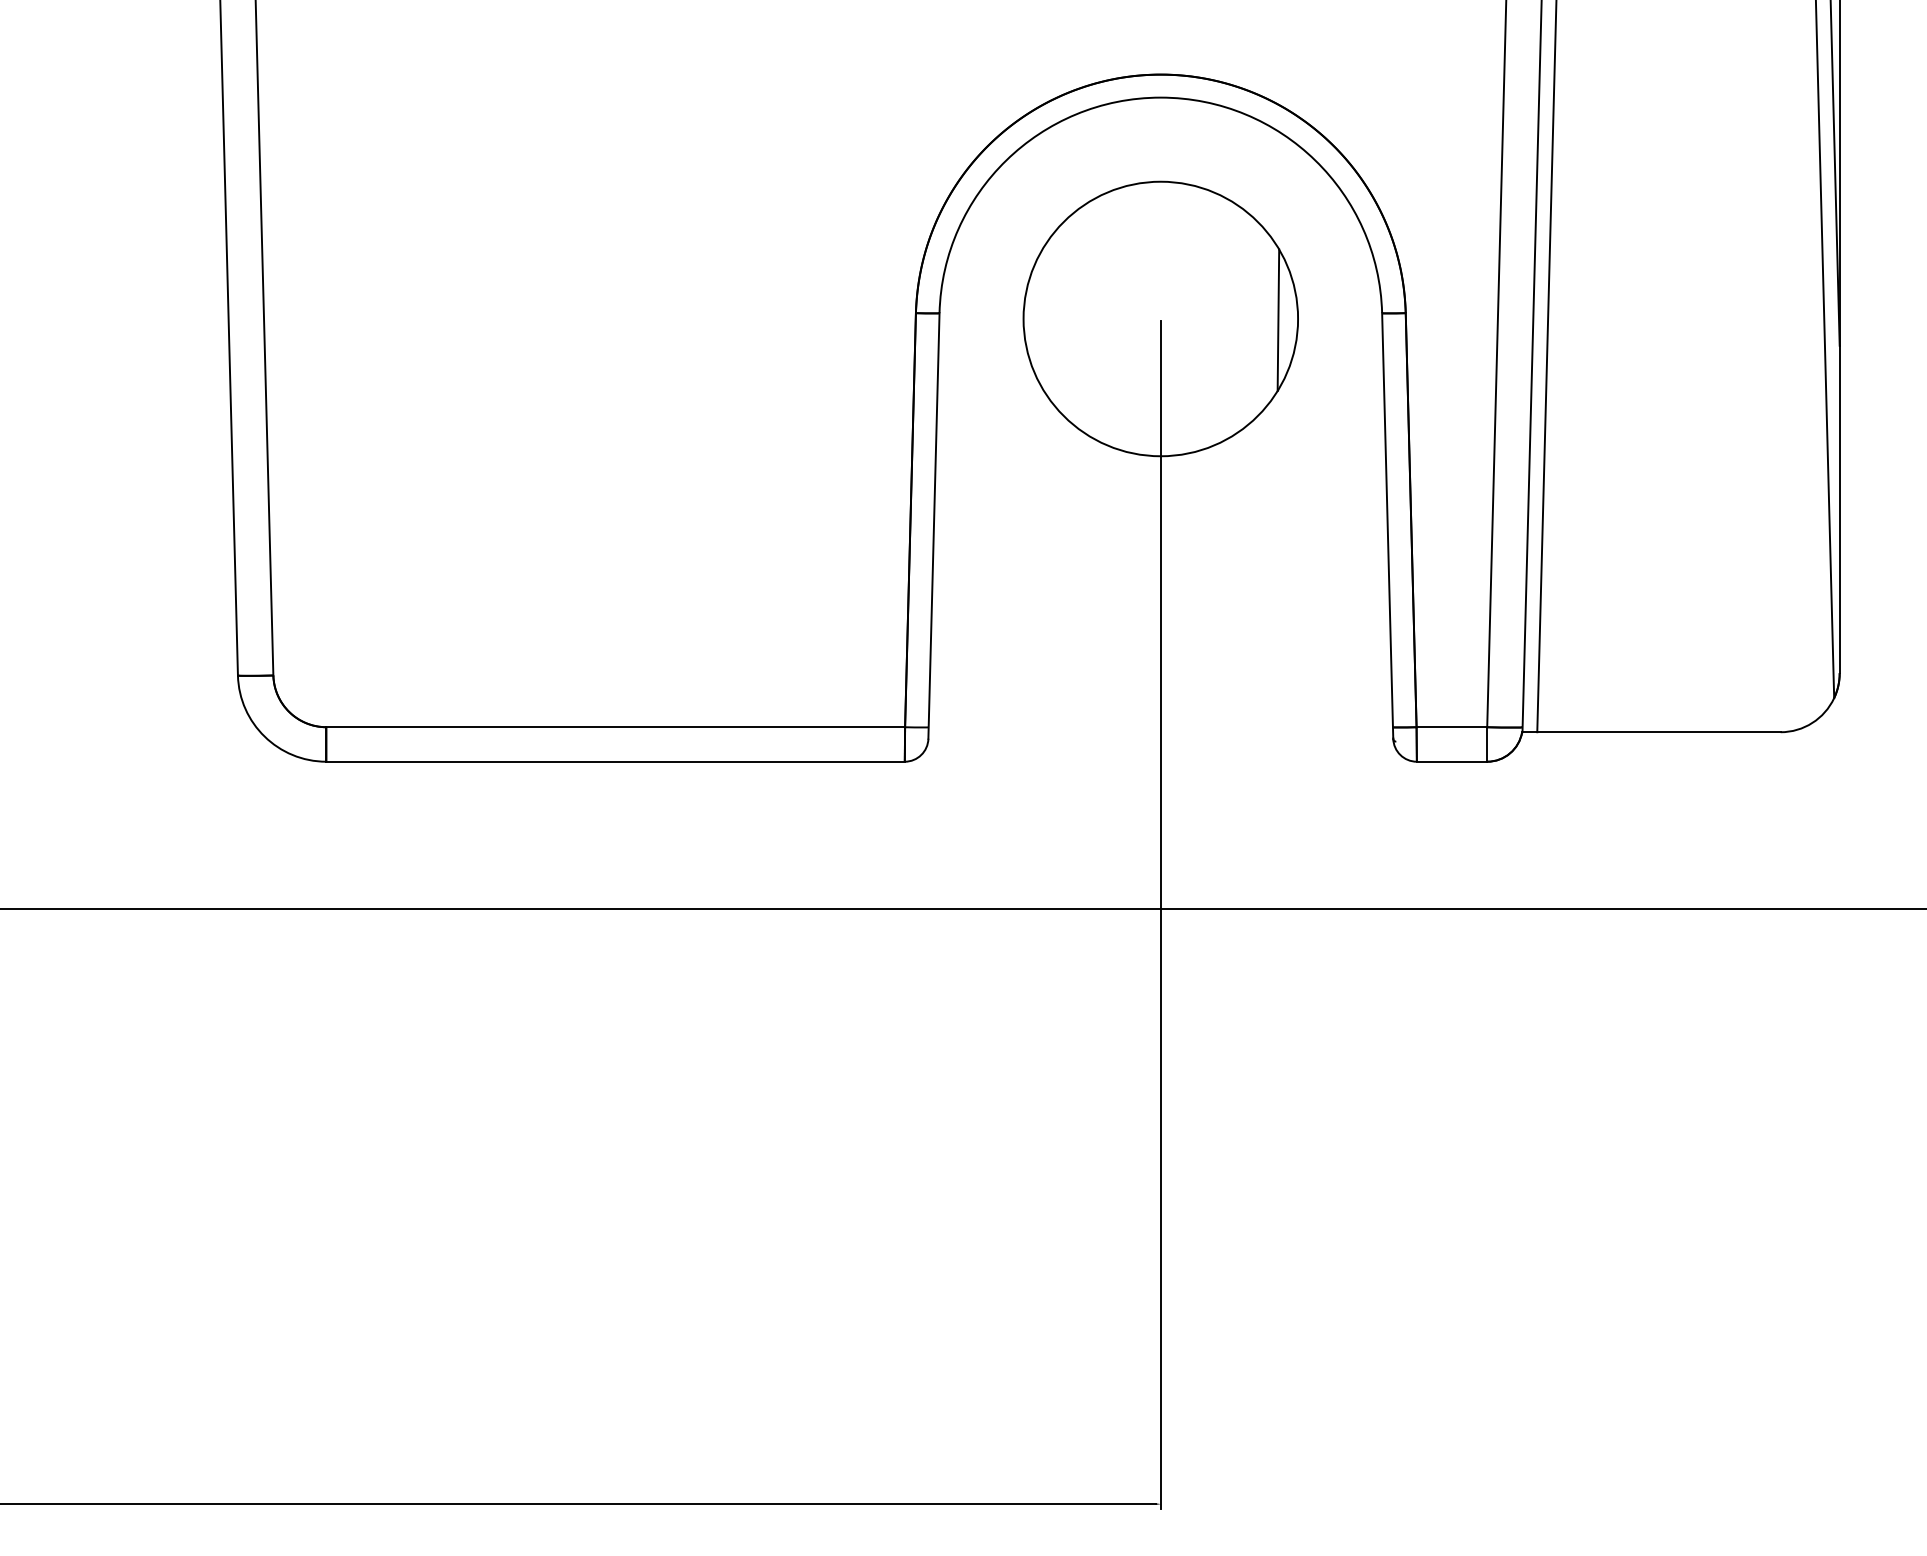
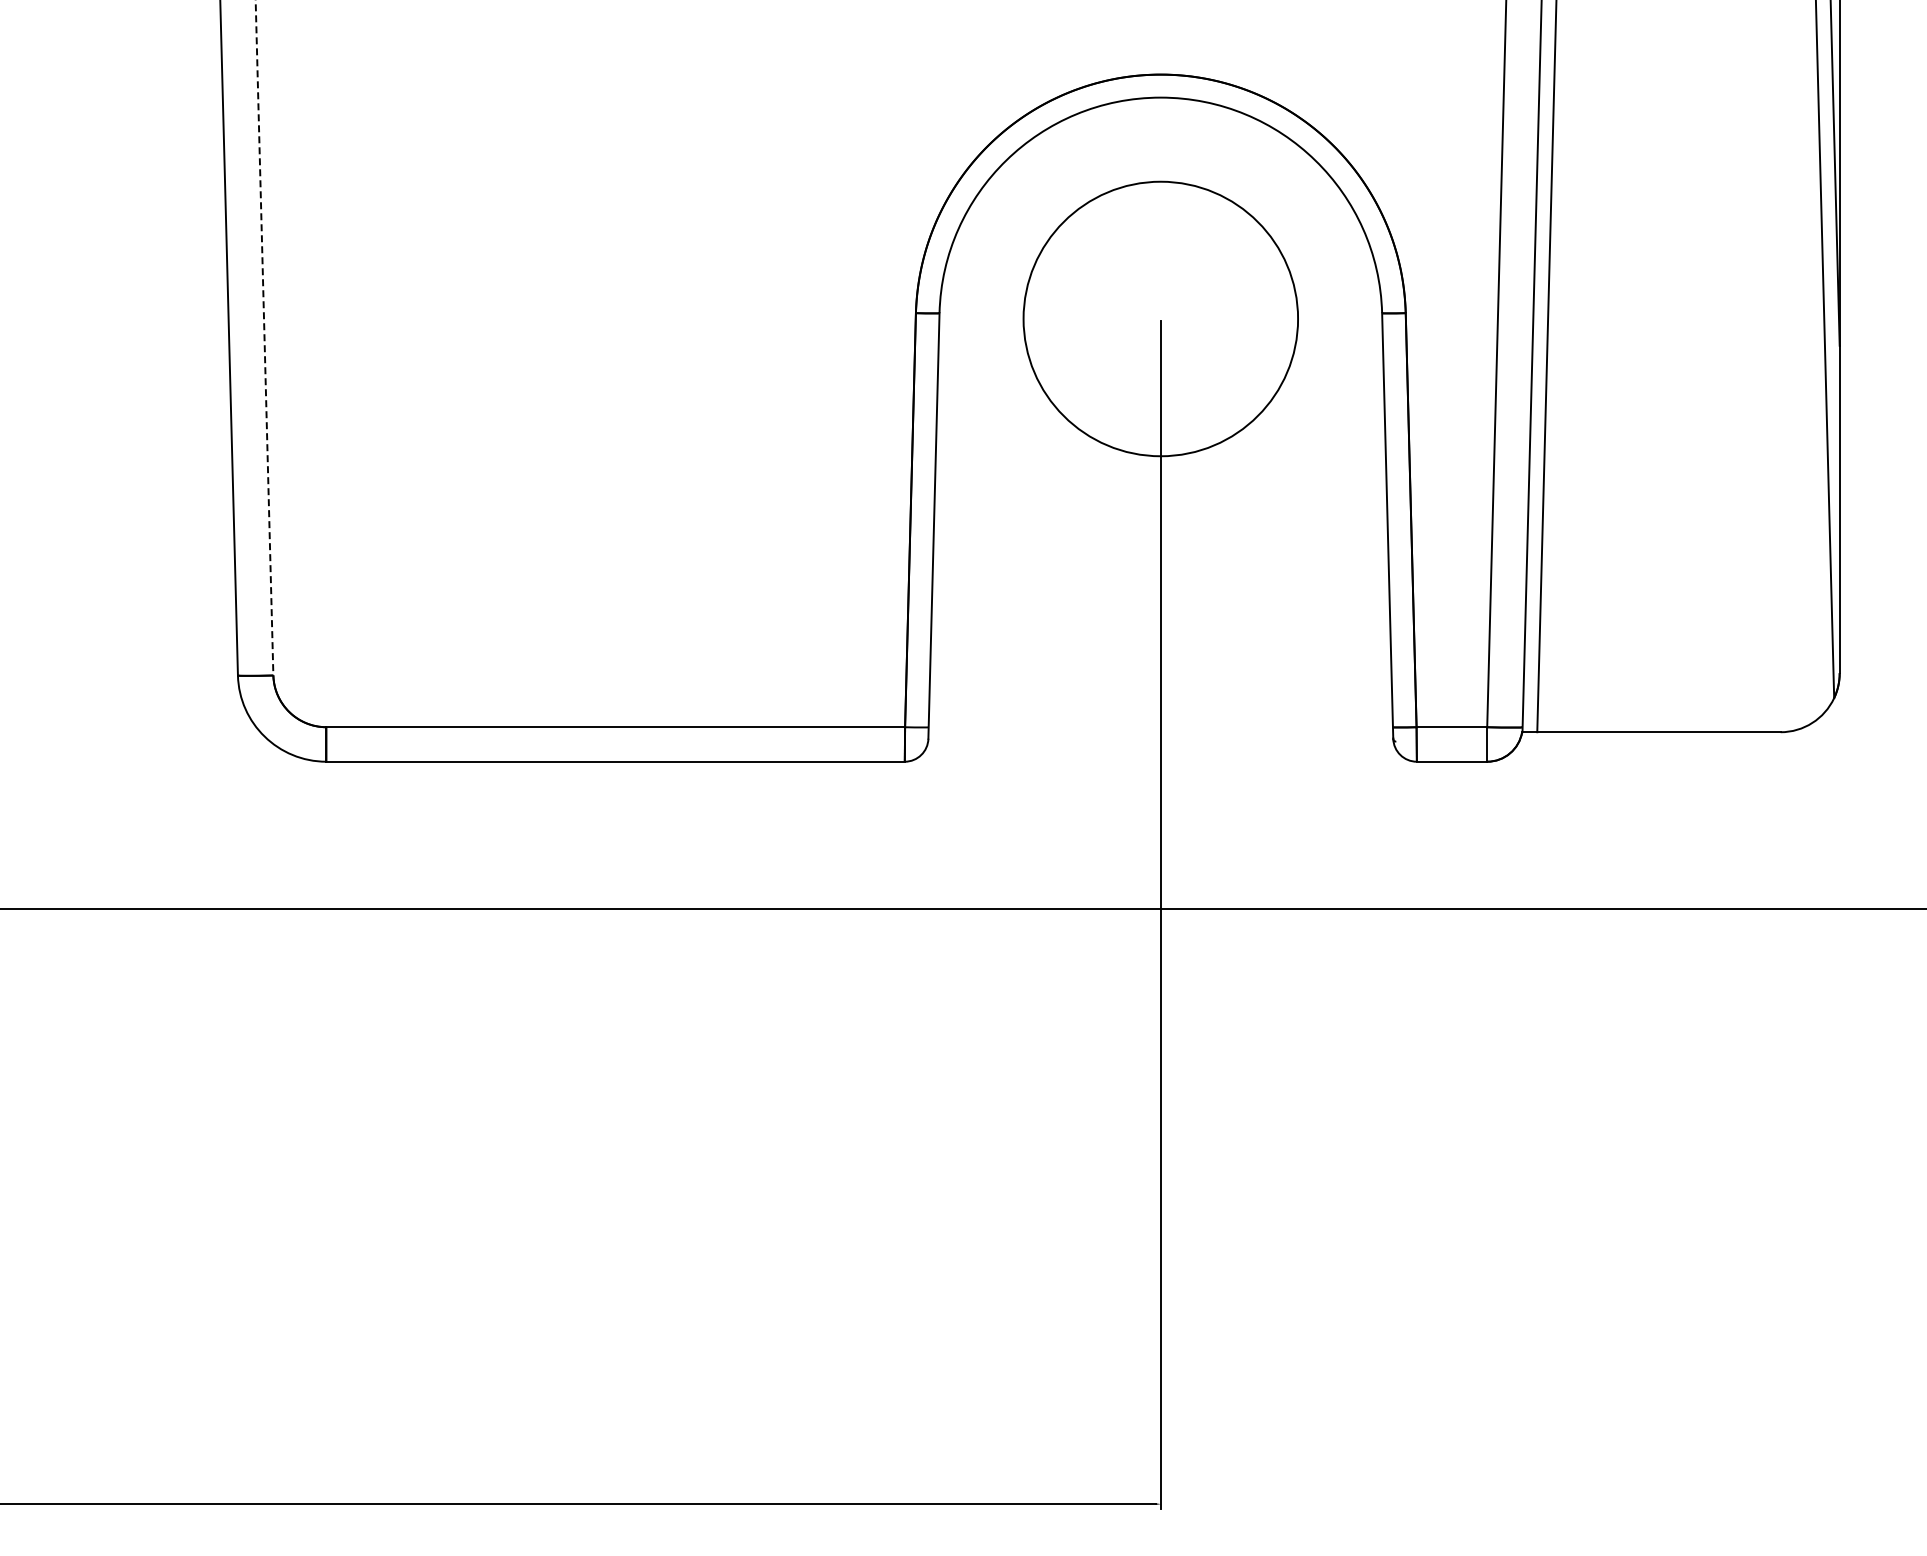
line: present -> none (1278, 320)
line: solid -> dashed (264, 337)
